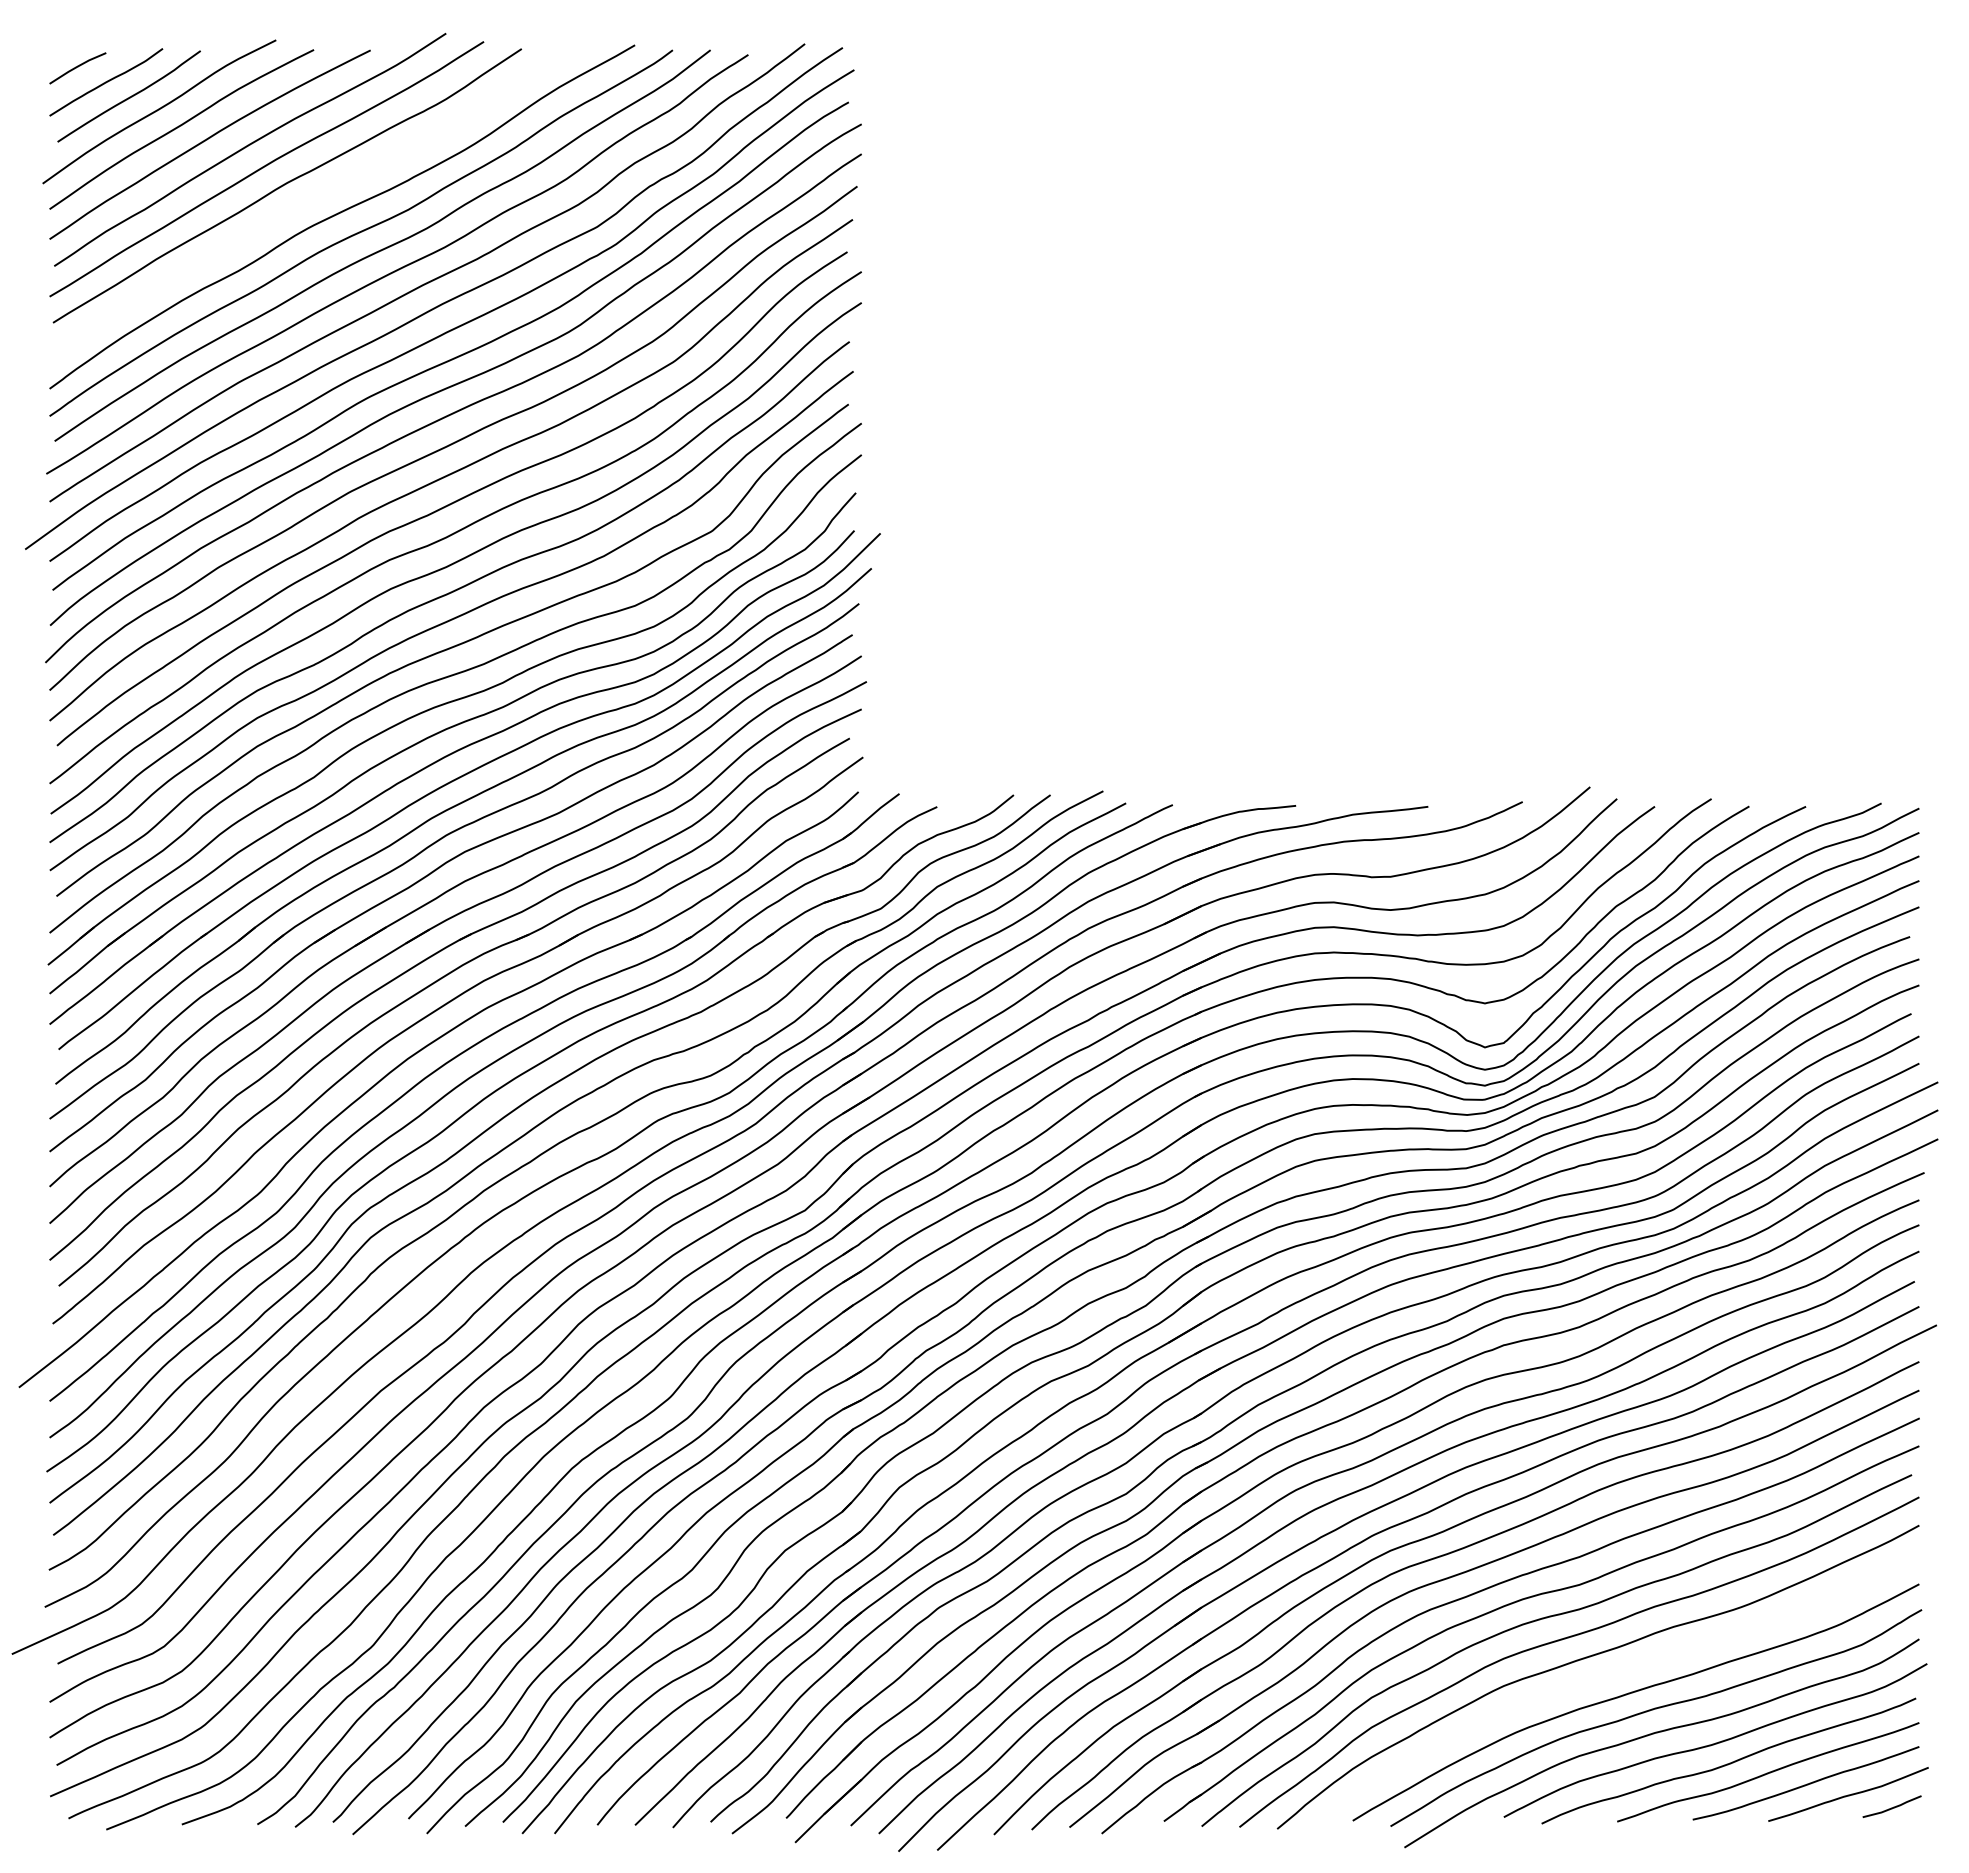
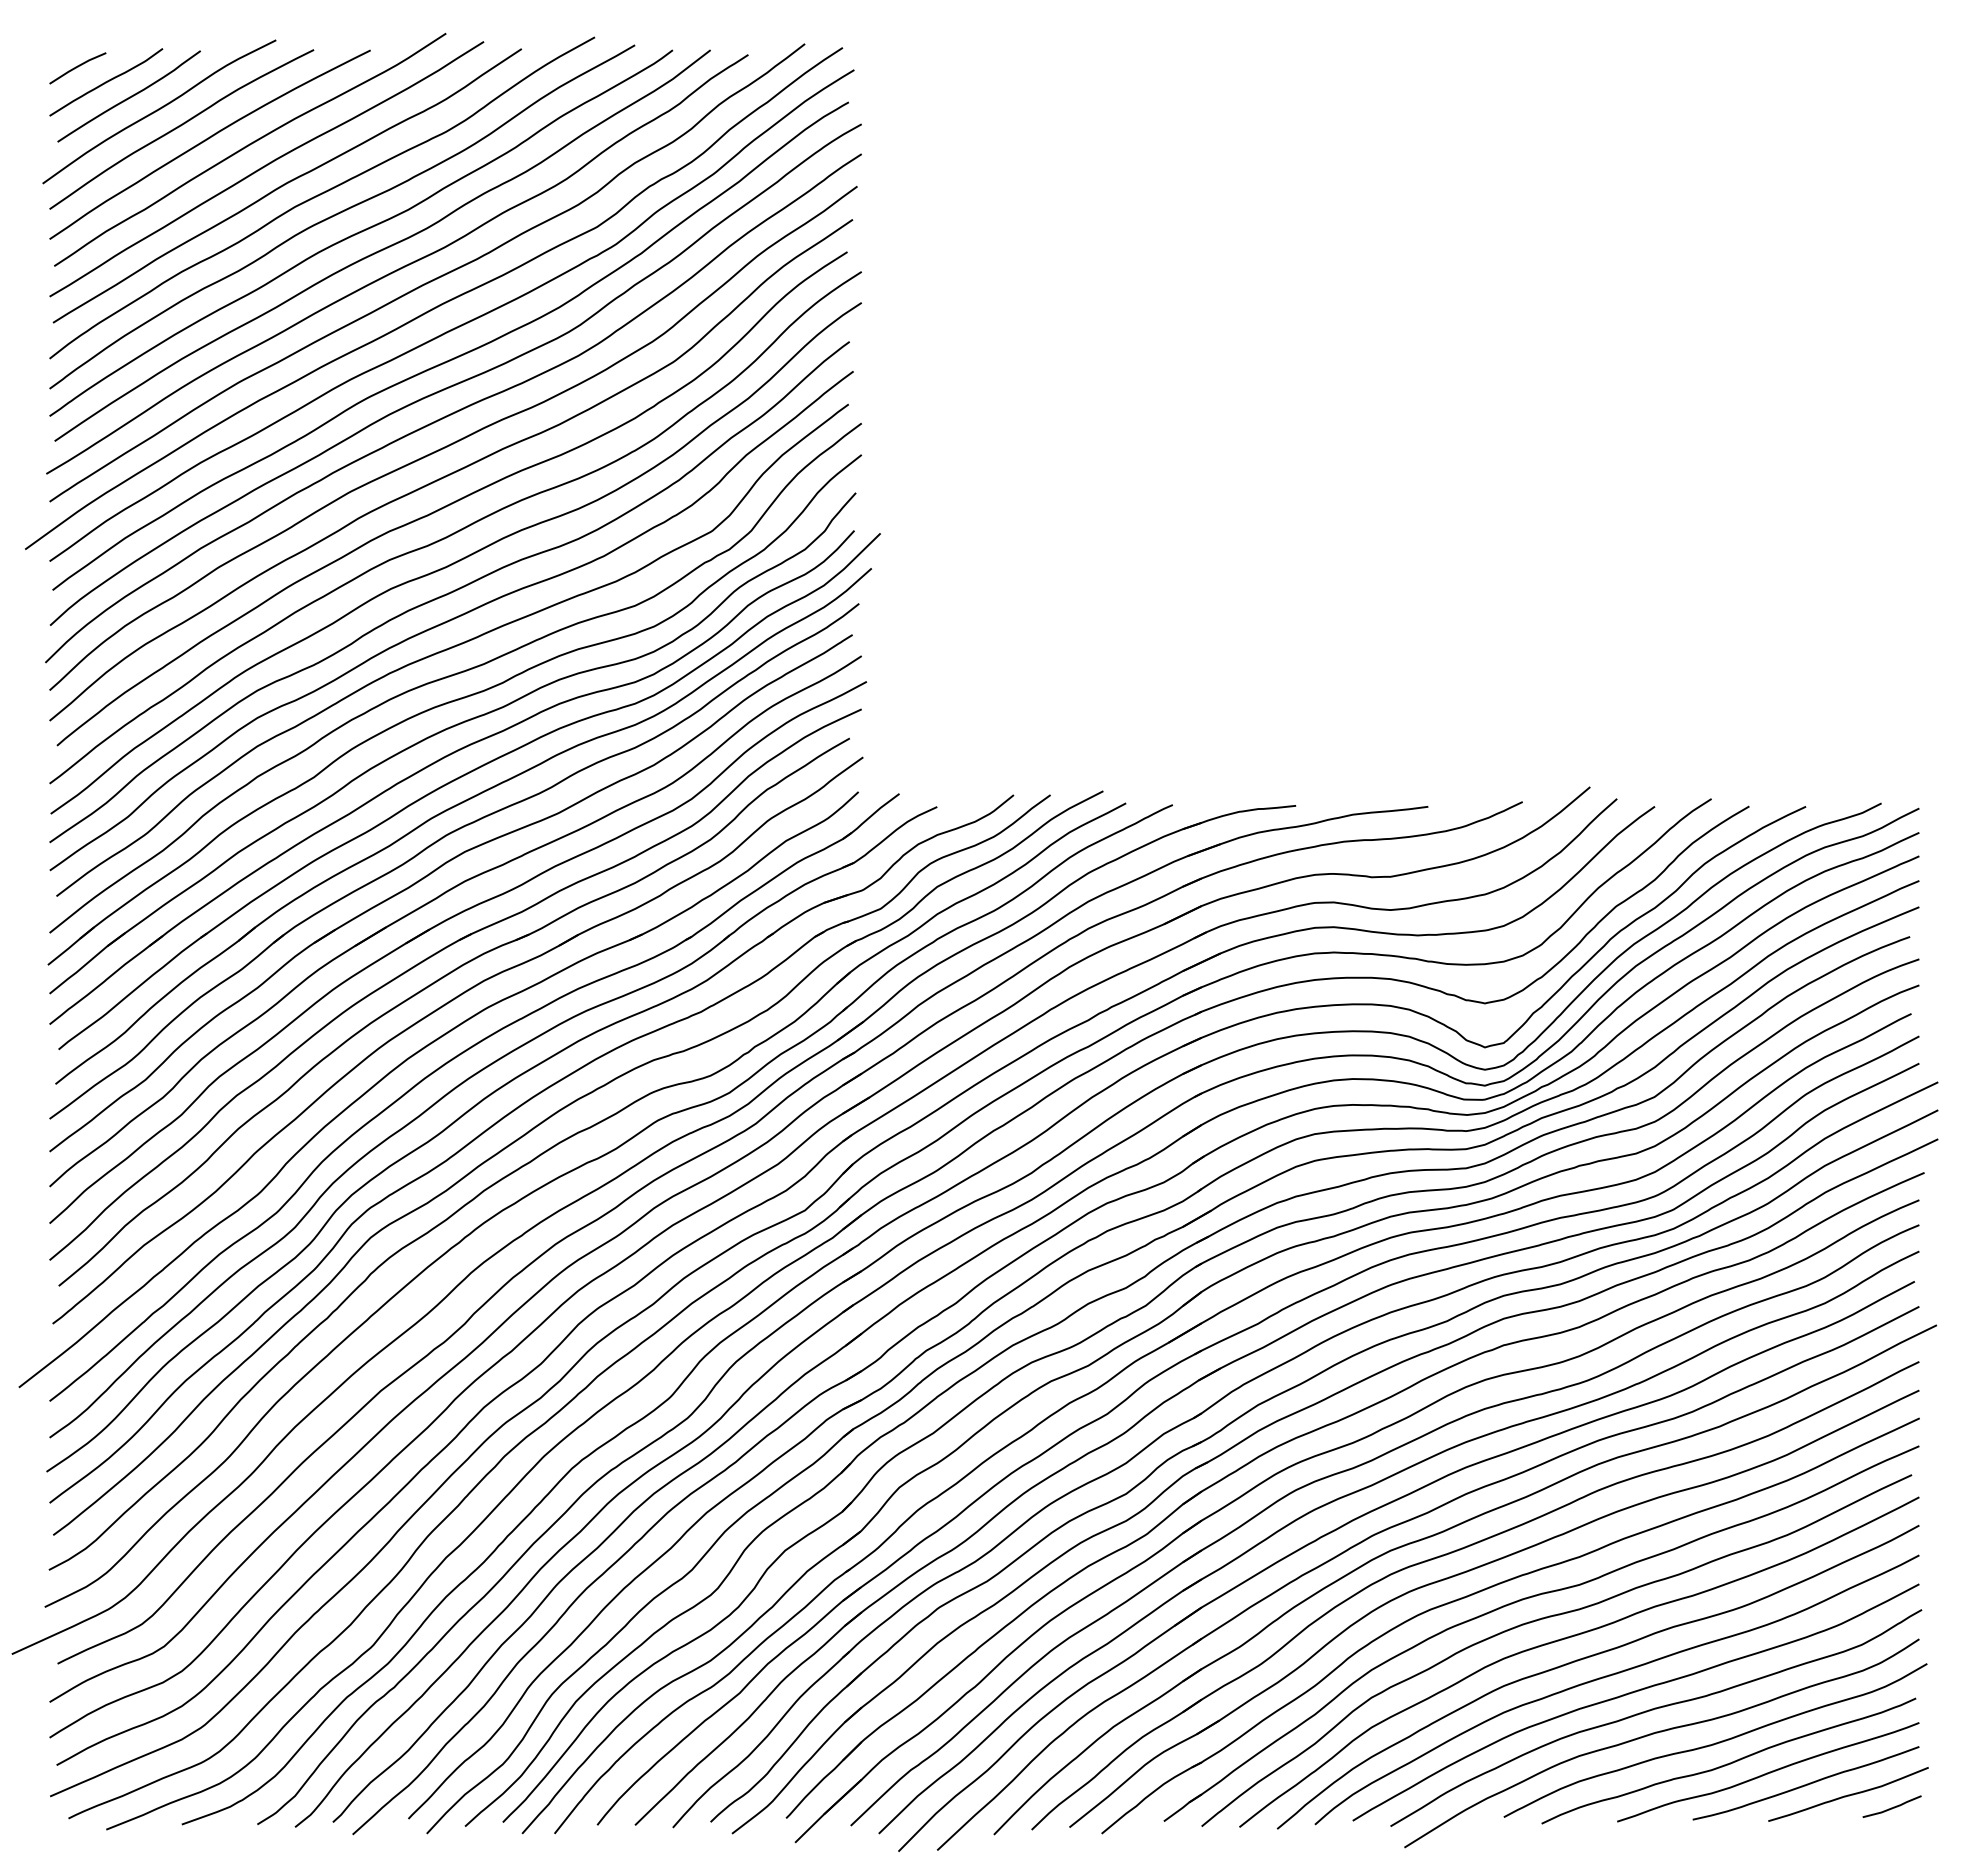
curve: none -> present (320, 195)
curve: none -> present (1613, 1675)
